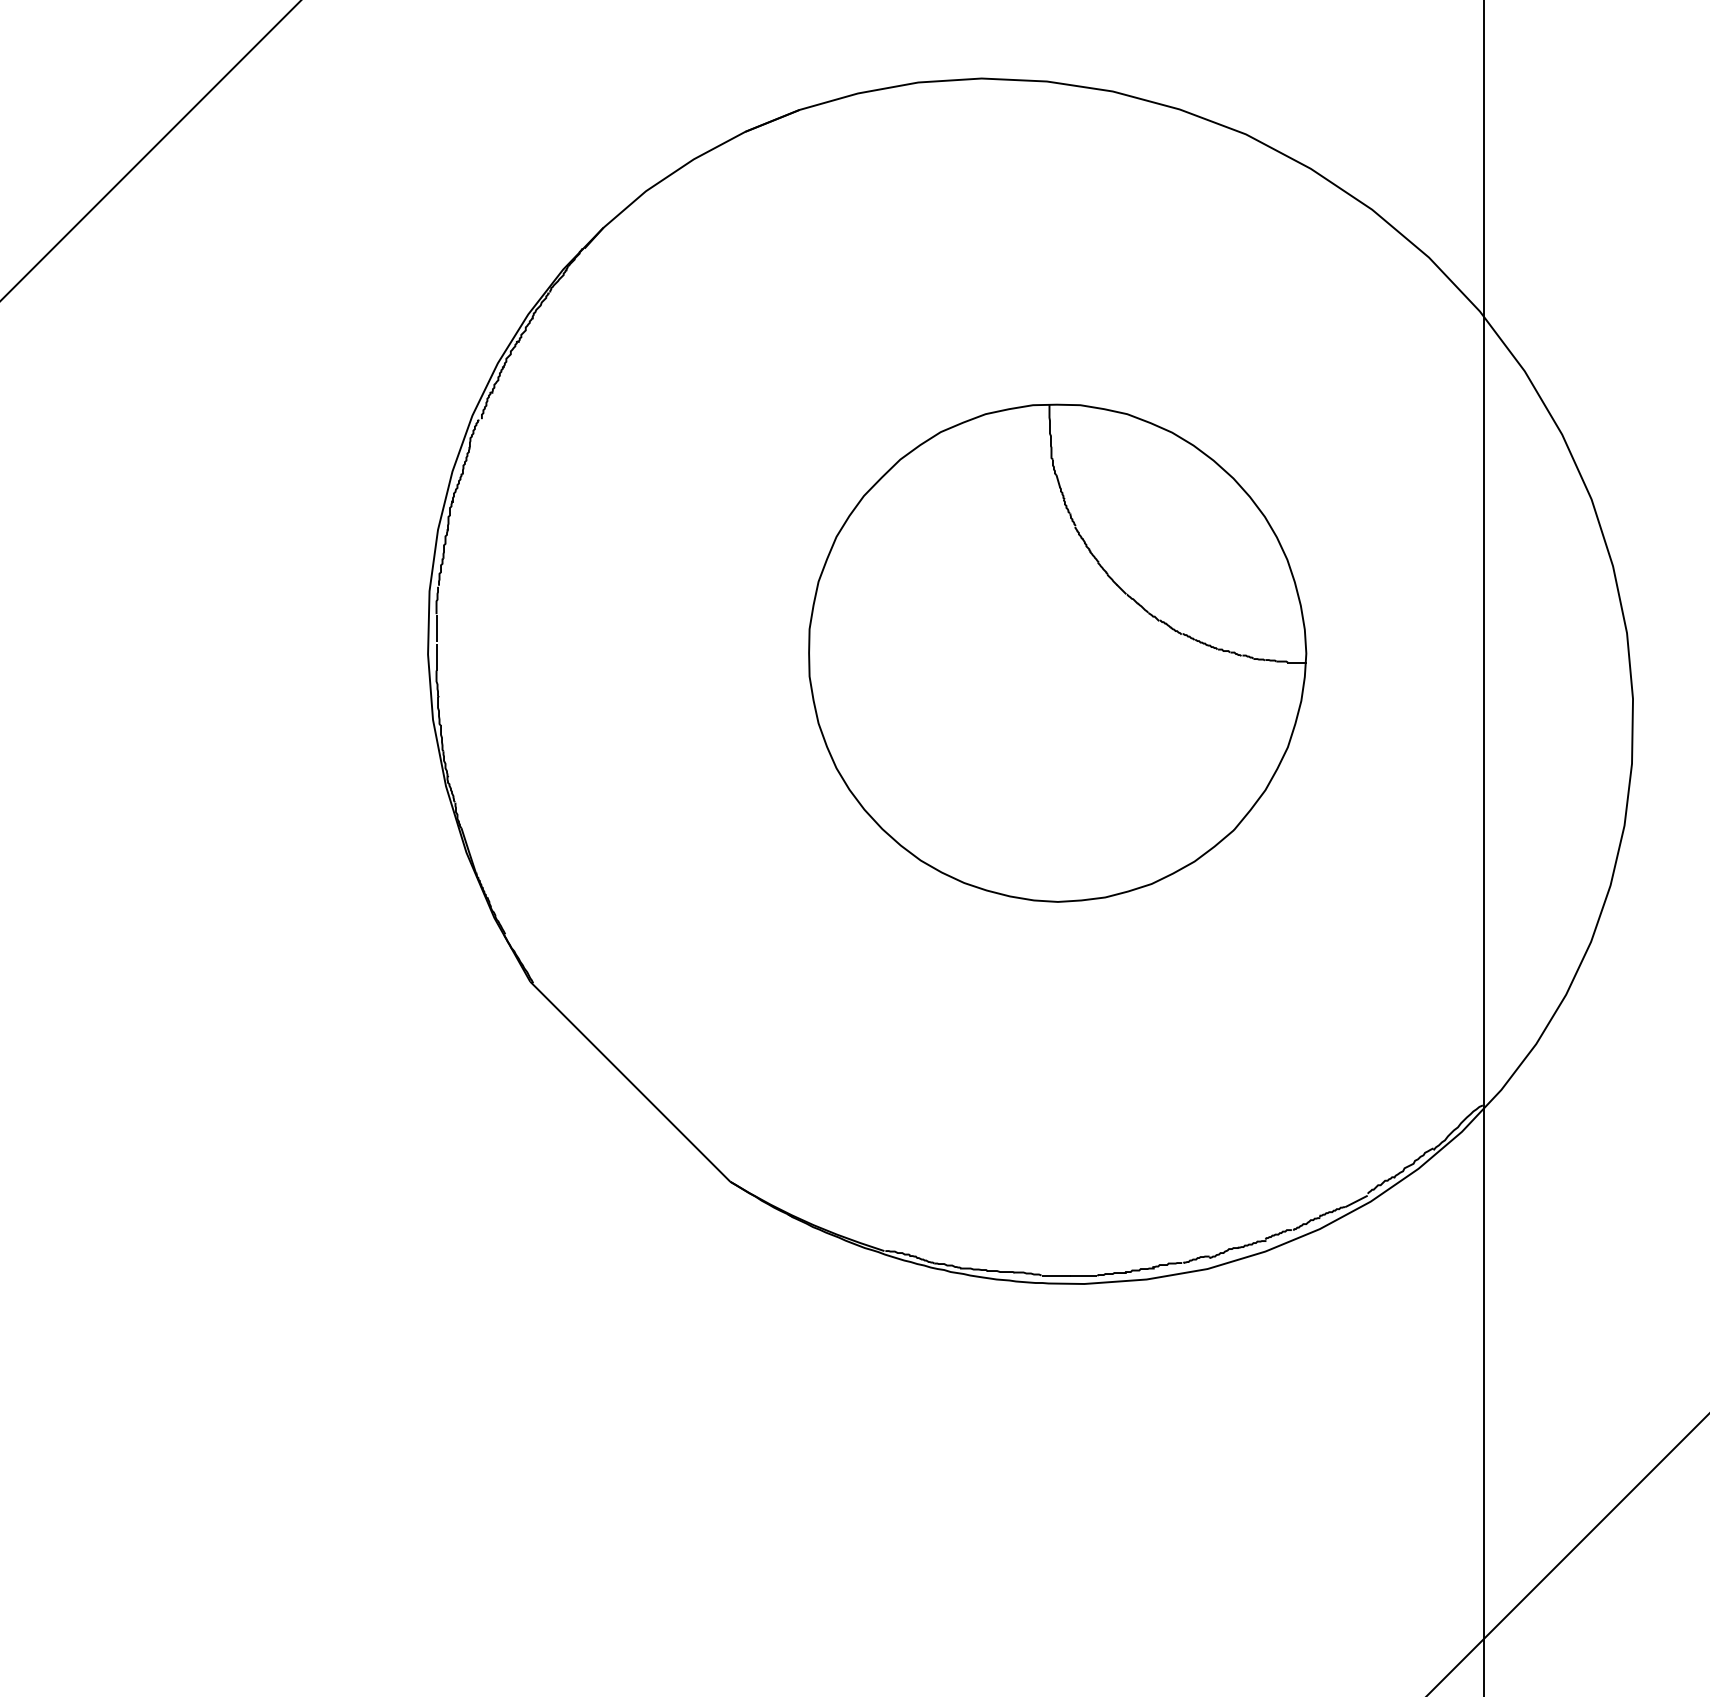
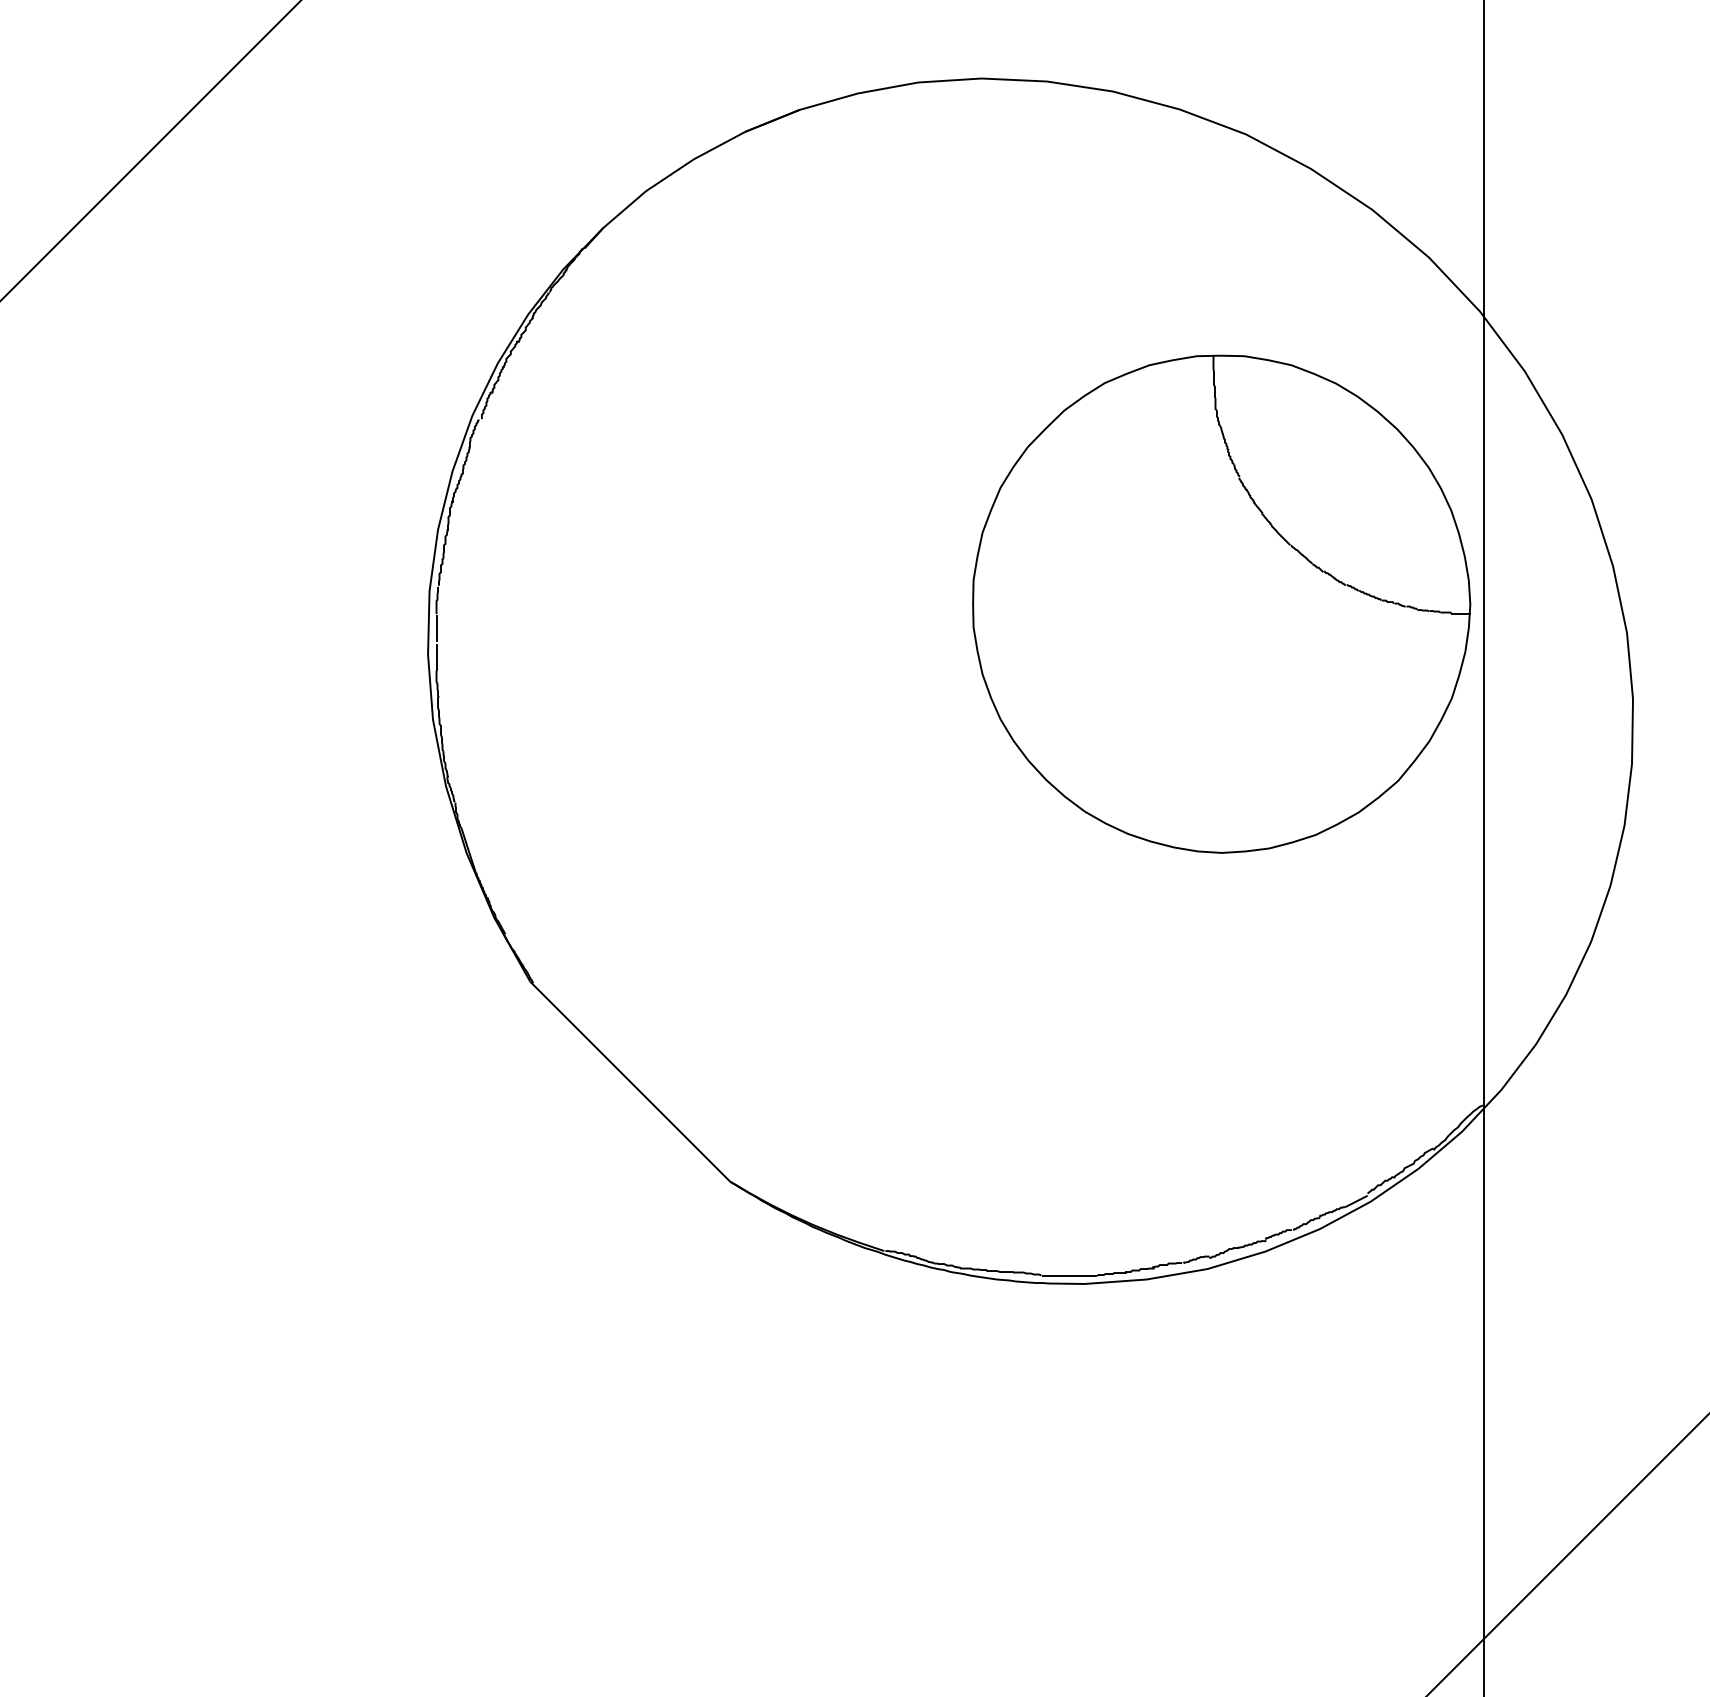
part position: (1057, 652) -> (1221, 603) (1221, 603)
